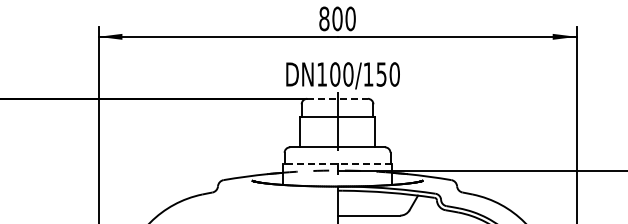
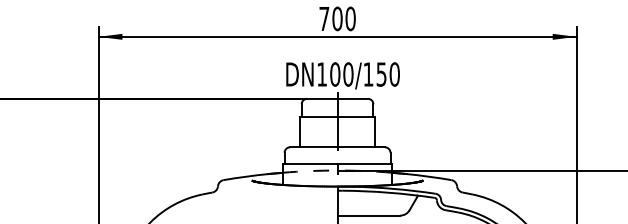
text: 800 -> 700 (324, 18)
line: dashed -> solid (338, 98)
line: dashed -> solid (337, 164)
